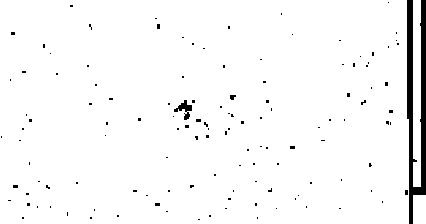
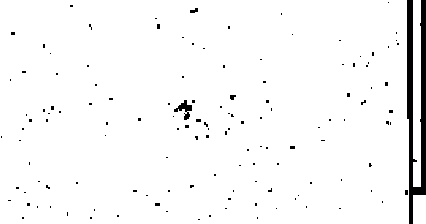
part: none -> present (193, 10)
part: none -> present (51, 113)
part size: 16x10 px -> 10x6 px (20, 189)
